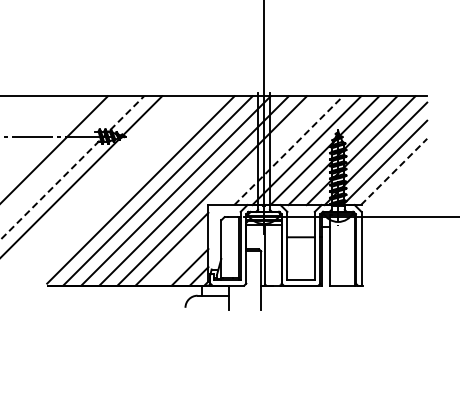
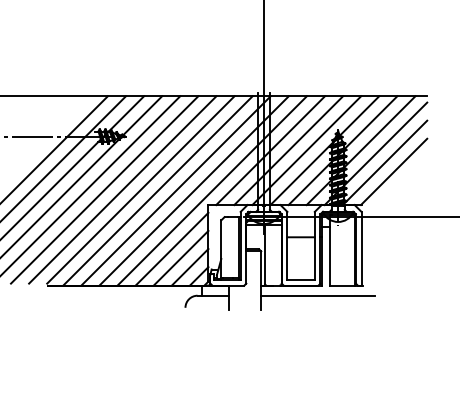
line: none -> present (270, 150)
line: dashed -> solid (288, 150)
line: none -> present (64, 157)
line: dashed -> solid (72, 167)
line: dashed -> solid (394, 171)
line: none -> present (91, 185)
line: none -> present (104, 189)
line: none -> present (122, 189)
line: none -> present (180, 257)
line: none -> present (317, 295)
